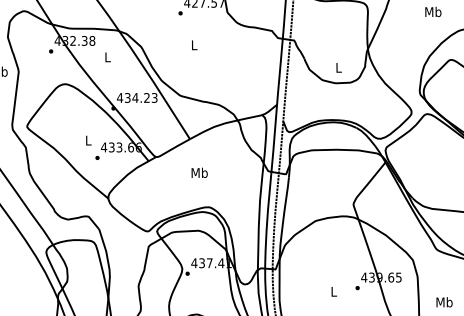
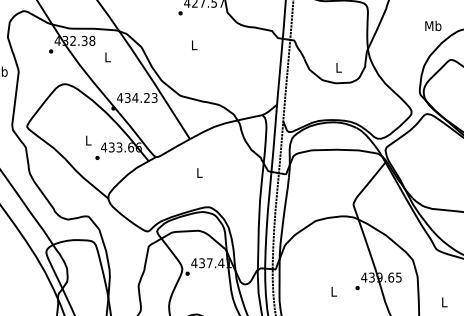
text position: (433, 11) -> (433, 25) (433, 25)
text: Mb -> L (199, 172)
text: Mb -> L (444, 302)
